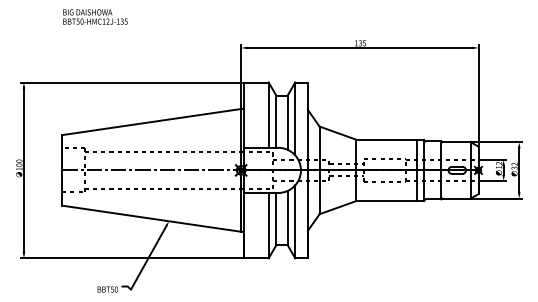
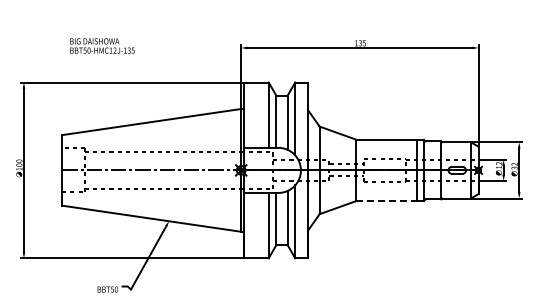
text position: (95, 16) -> (102, 45) (102, 45)
line: solid -> dashed (387, 201)
